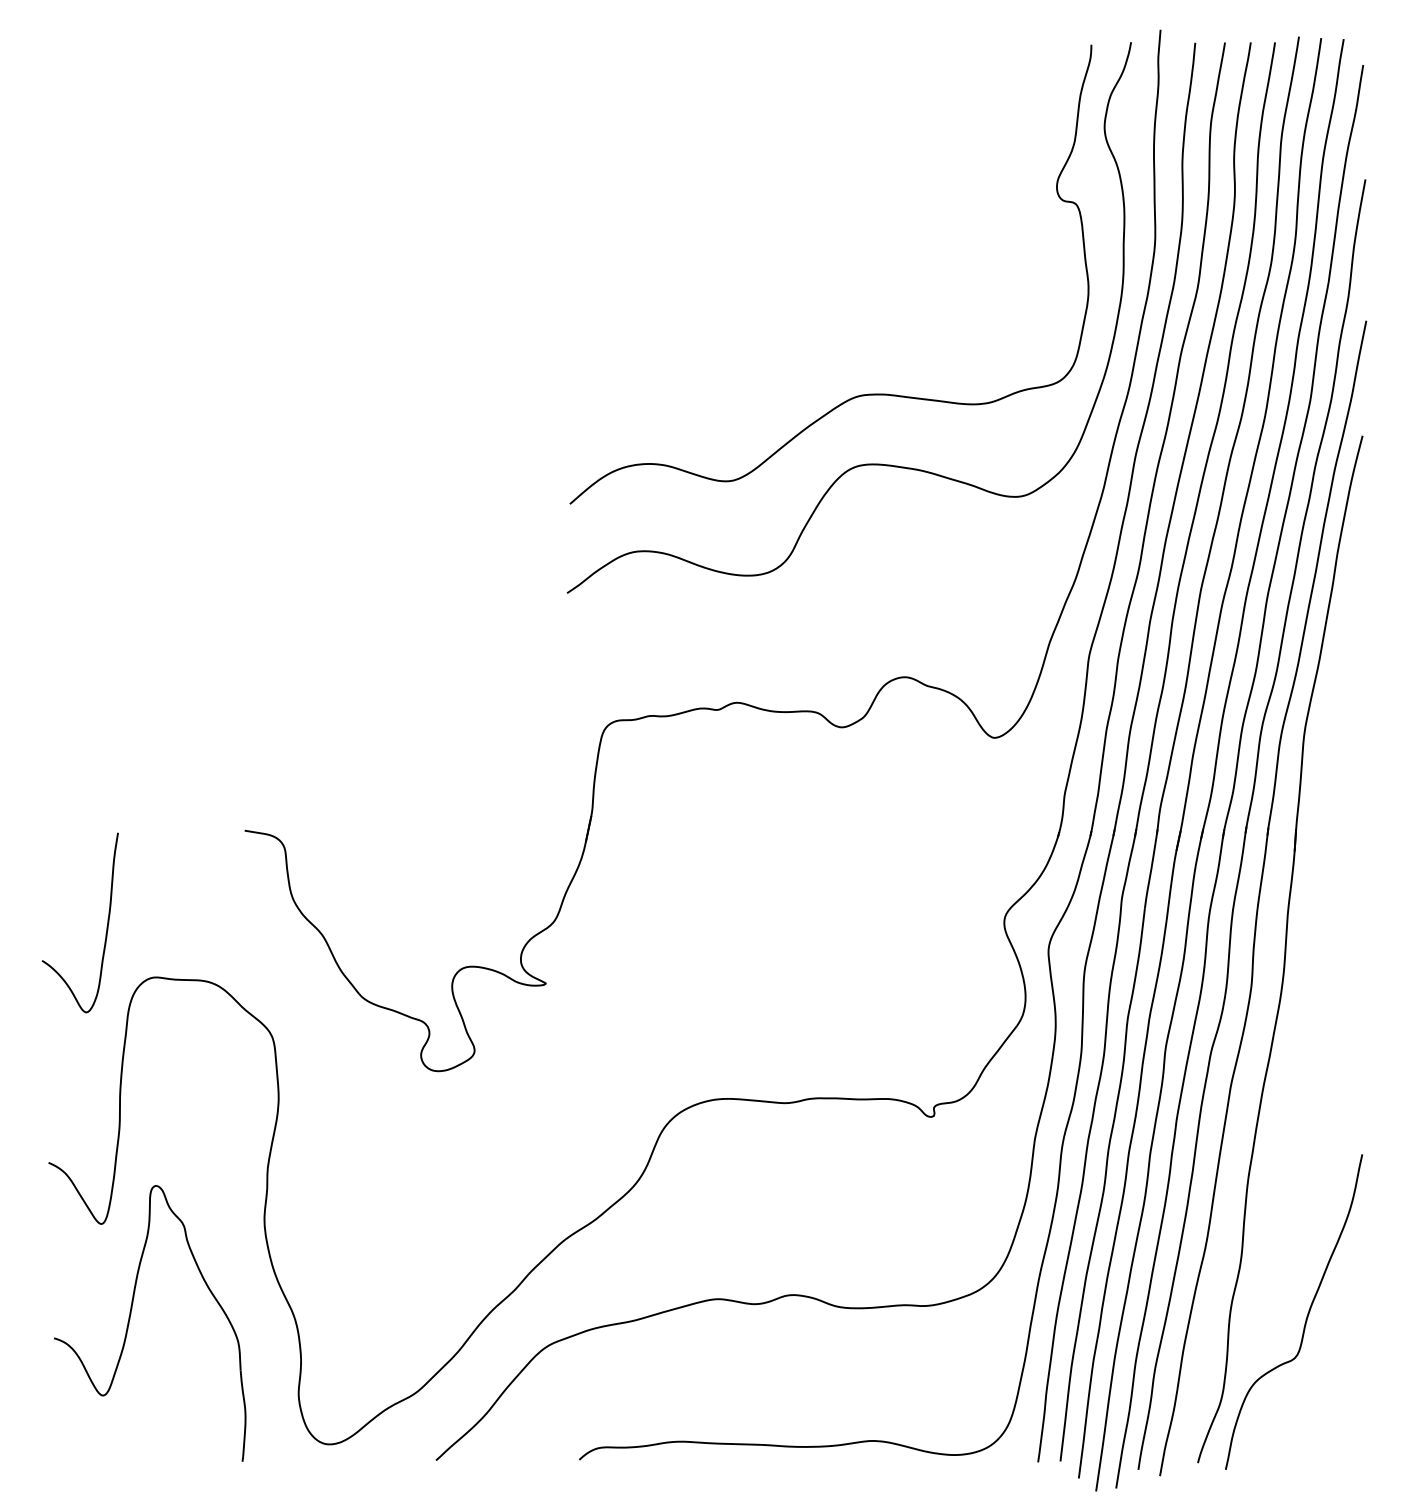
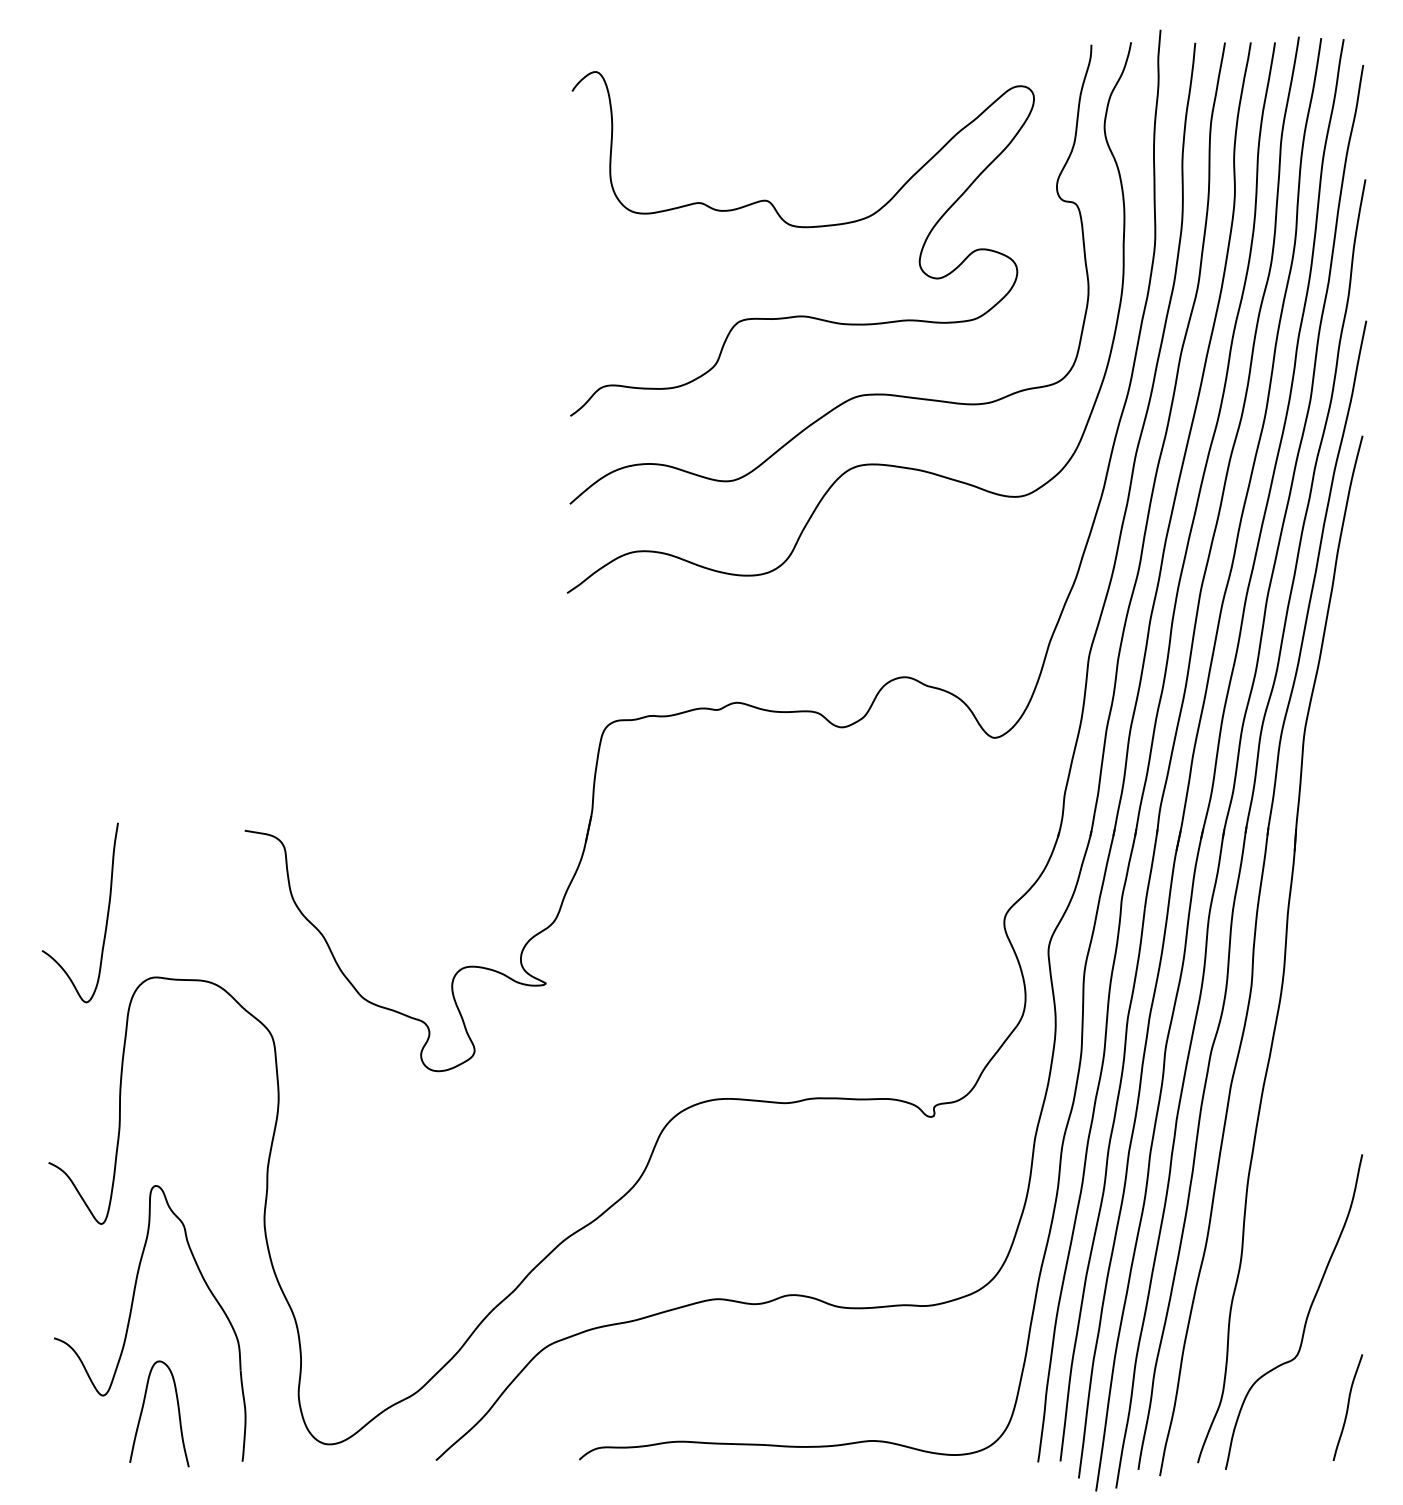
curve: none -> present (802, 228)
curve position: (106, 926) -> (106, 916) (106, 916)
curve: none -> present (1347, 1407)
curve: none -> present (143, 1409)
